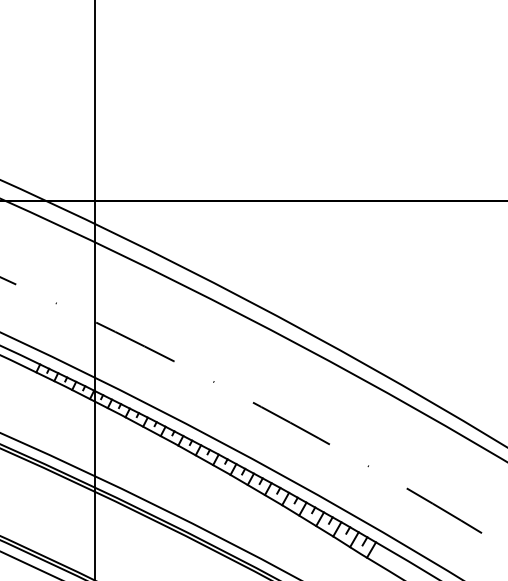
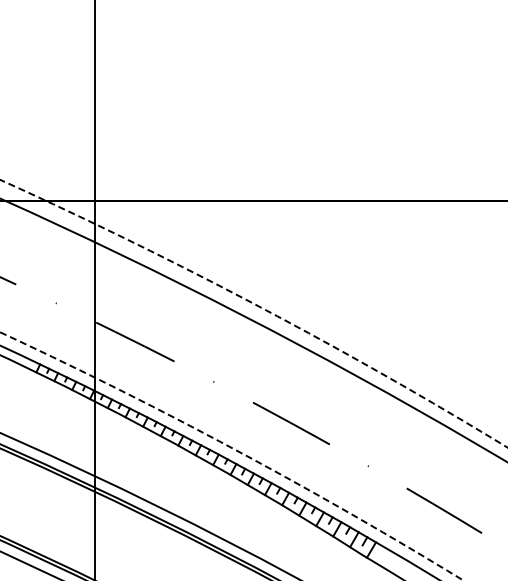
arc: solid -> dashed (257, 306)
arc: solid -> dashed (236, 450)
